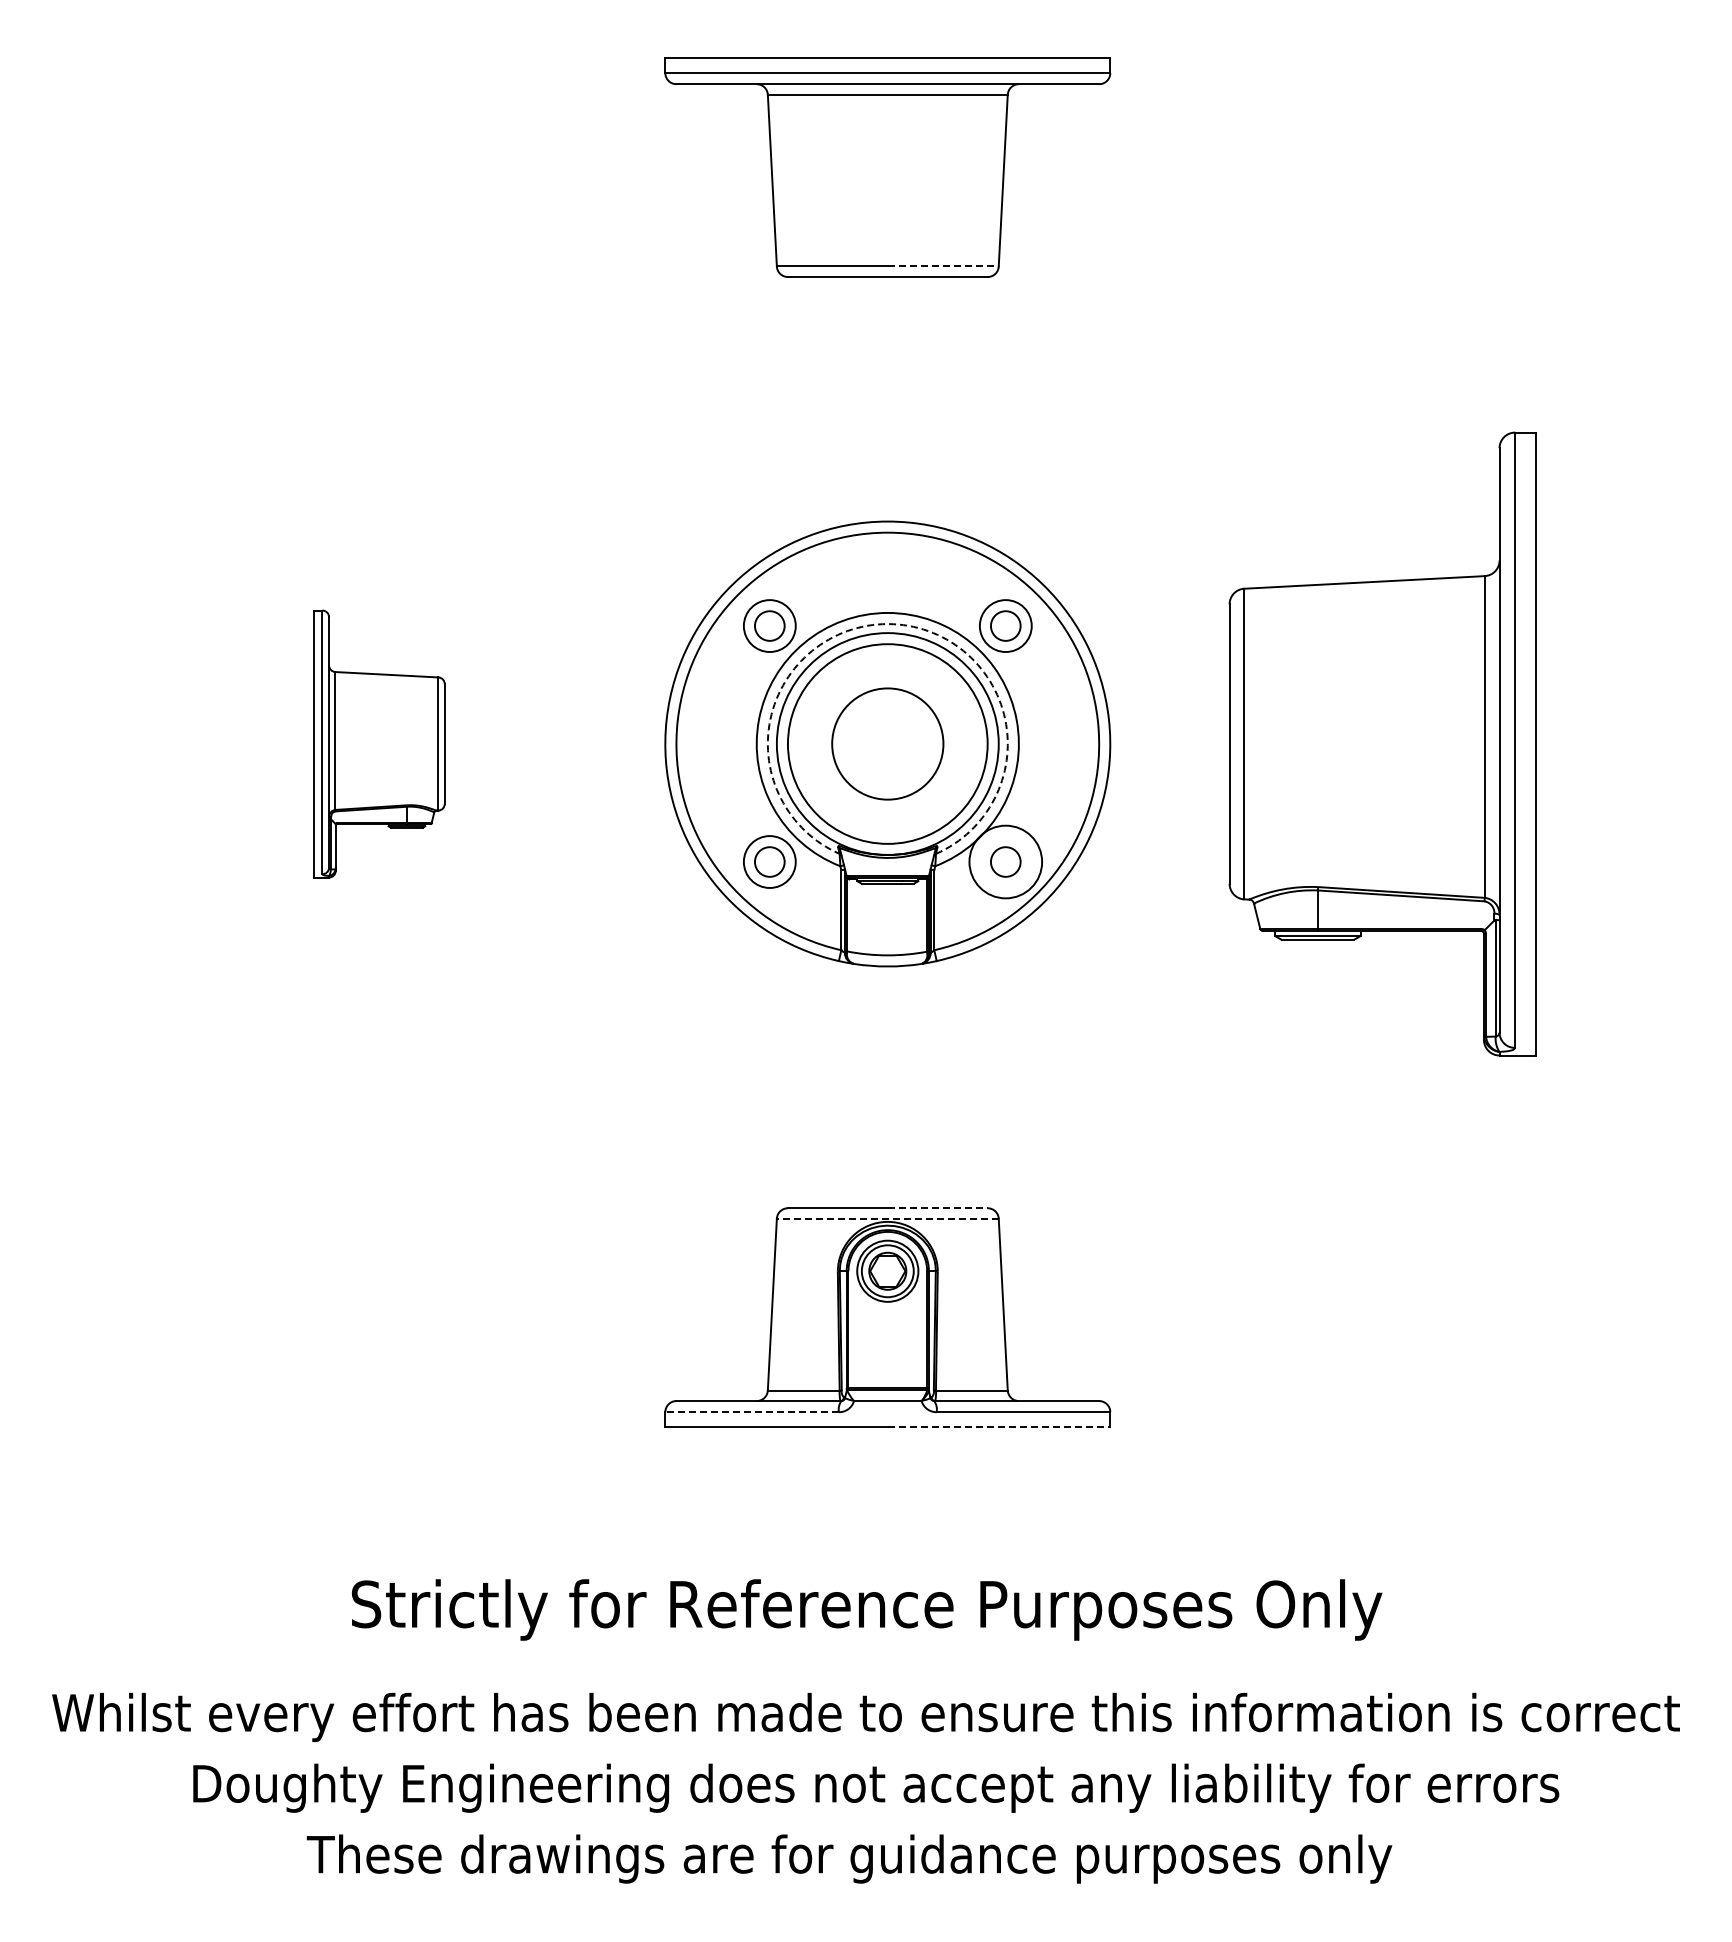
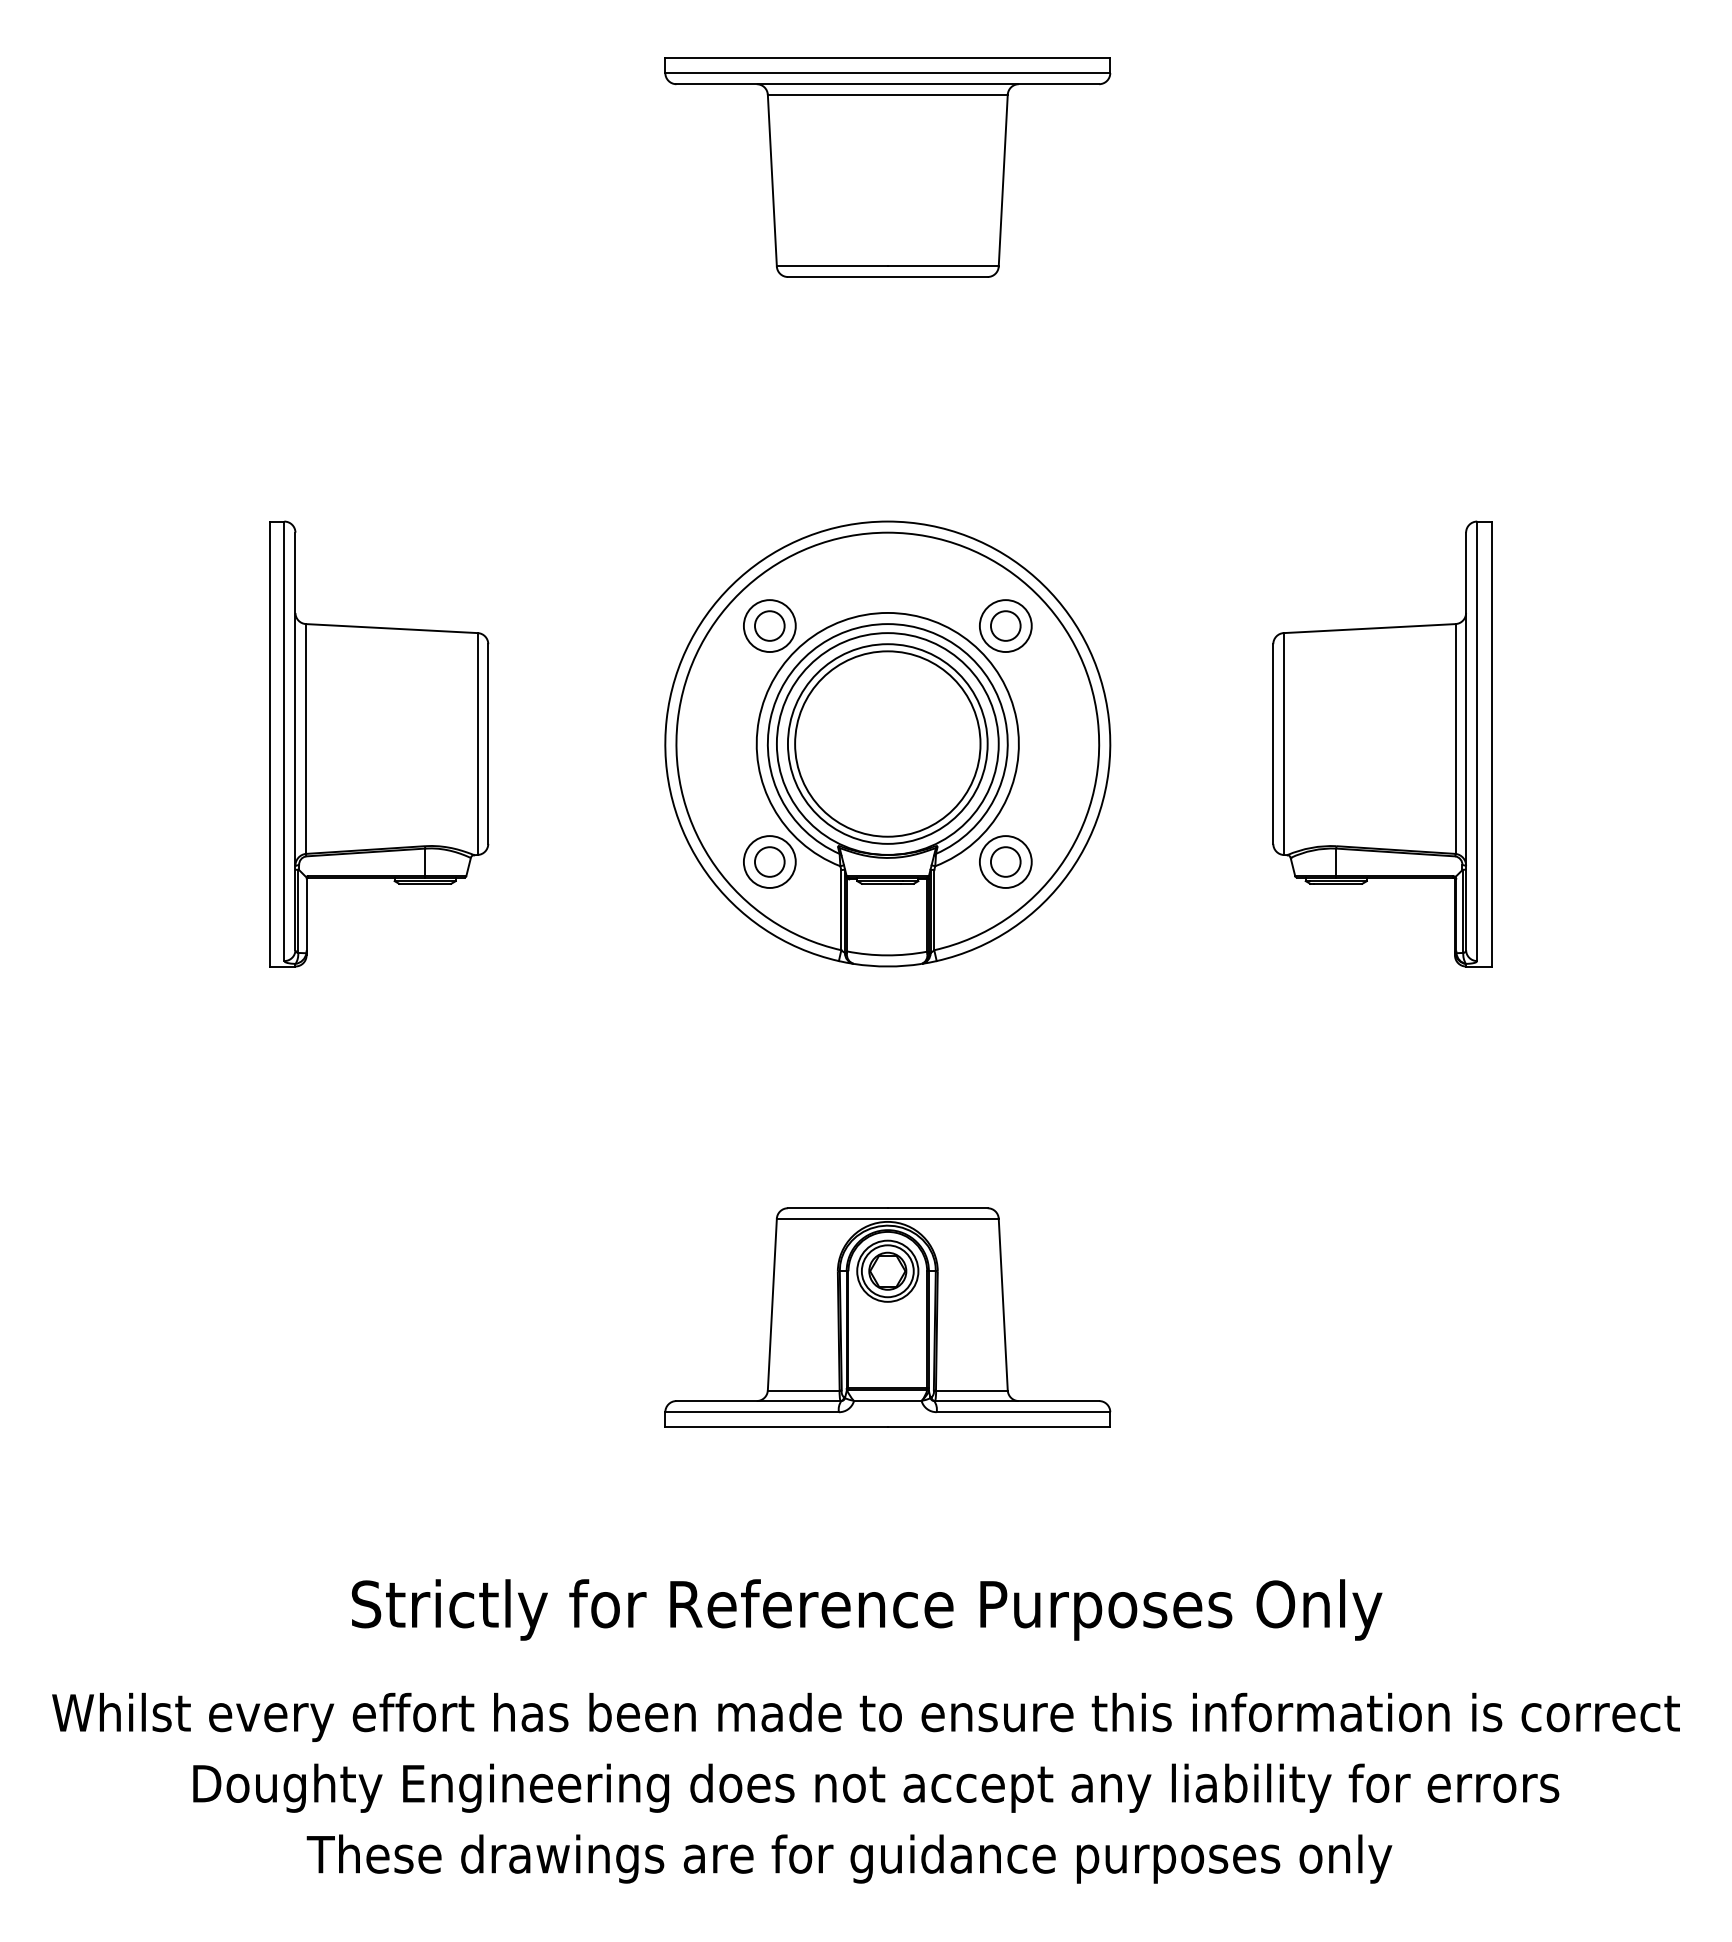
line: dashed -> solid (943, 266)
arc: dashed -> solid (887, 624)
part size: 133x270 px -> 221x448 px (379, 743)
circle diameter: 111 px -> 185 px (887, 743)
part size: 309x626 px -> 221x448 px (1382, 743)
circle diameter: 73 px -> 52 px (1005, 861)
line: dashed -> solid (937, 1208)
line: dashed -> solid (887, 1218)
line: dashed -> solid (752, 1412)
line: dashed -> solid (999, 1427)
